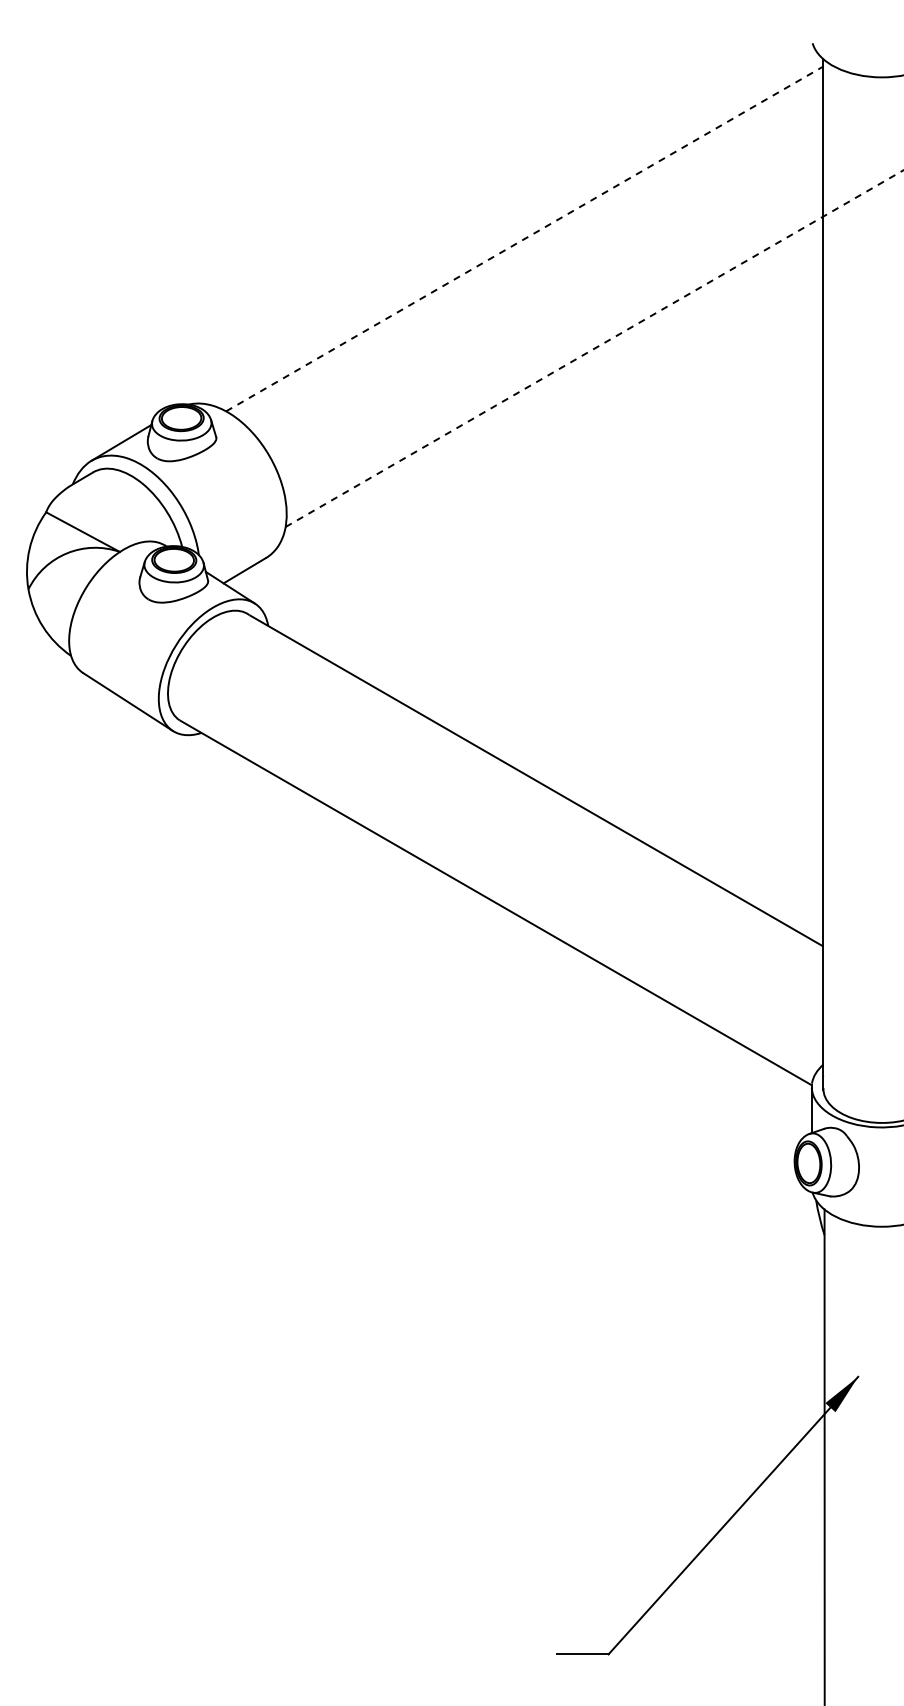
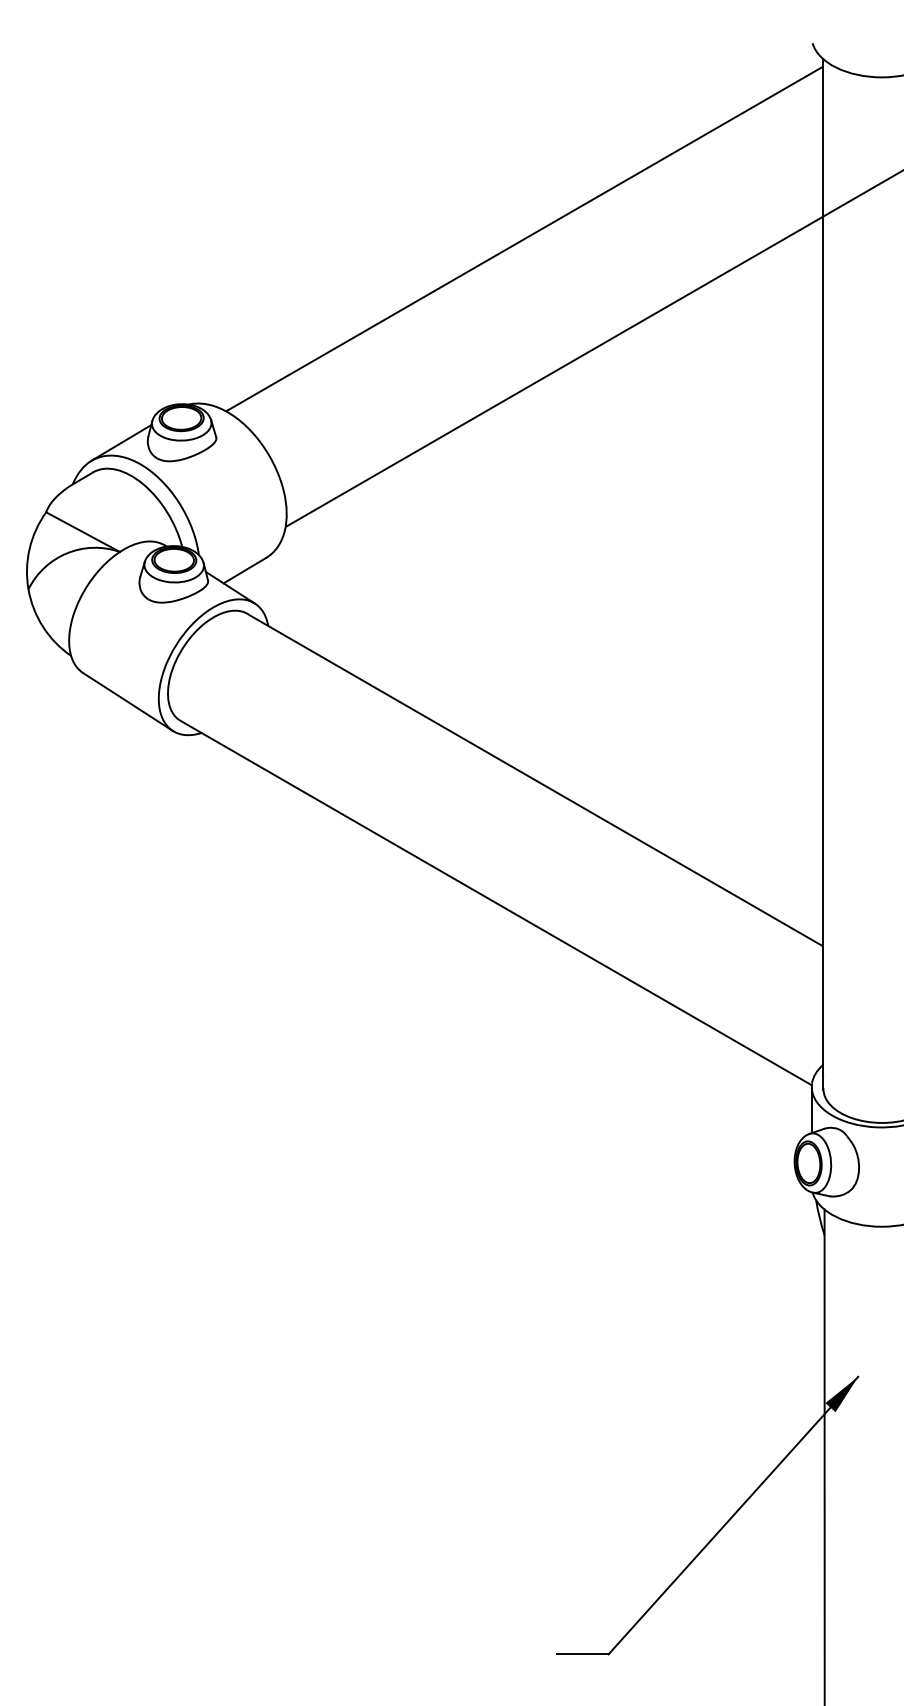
line: dashed -> solid (524, 238)
line: dashed -> solid (594, 348)
